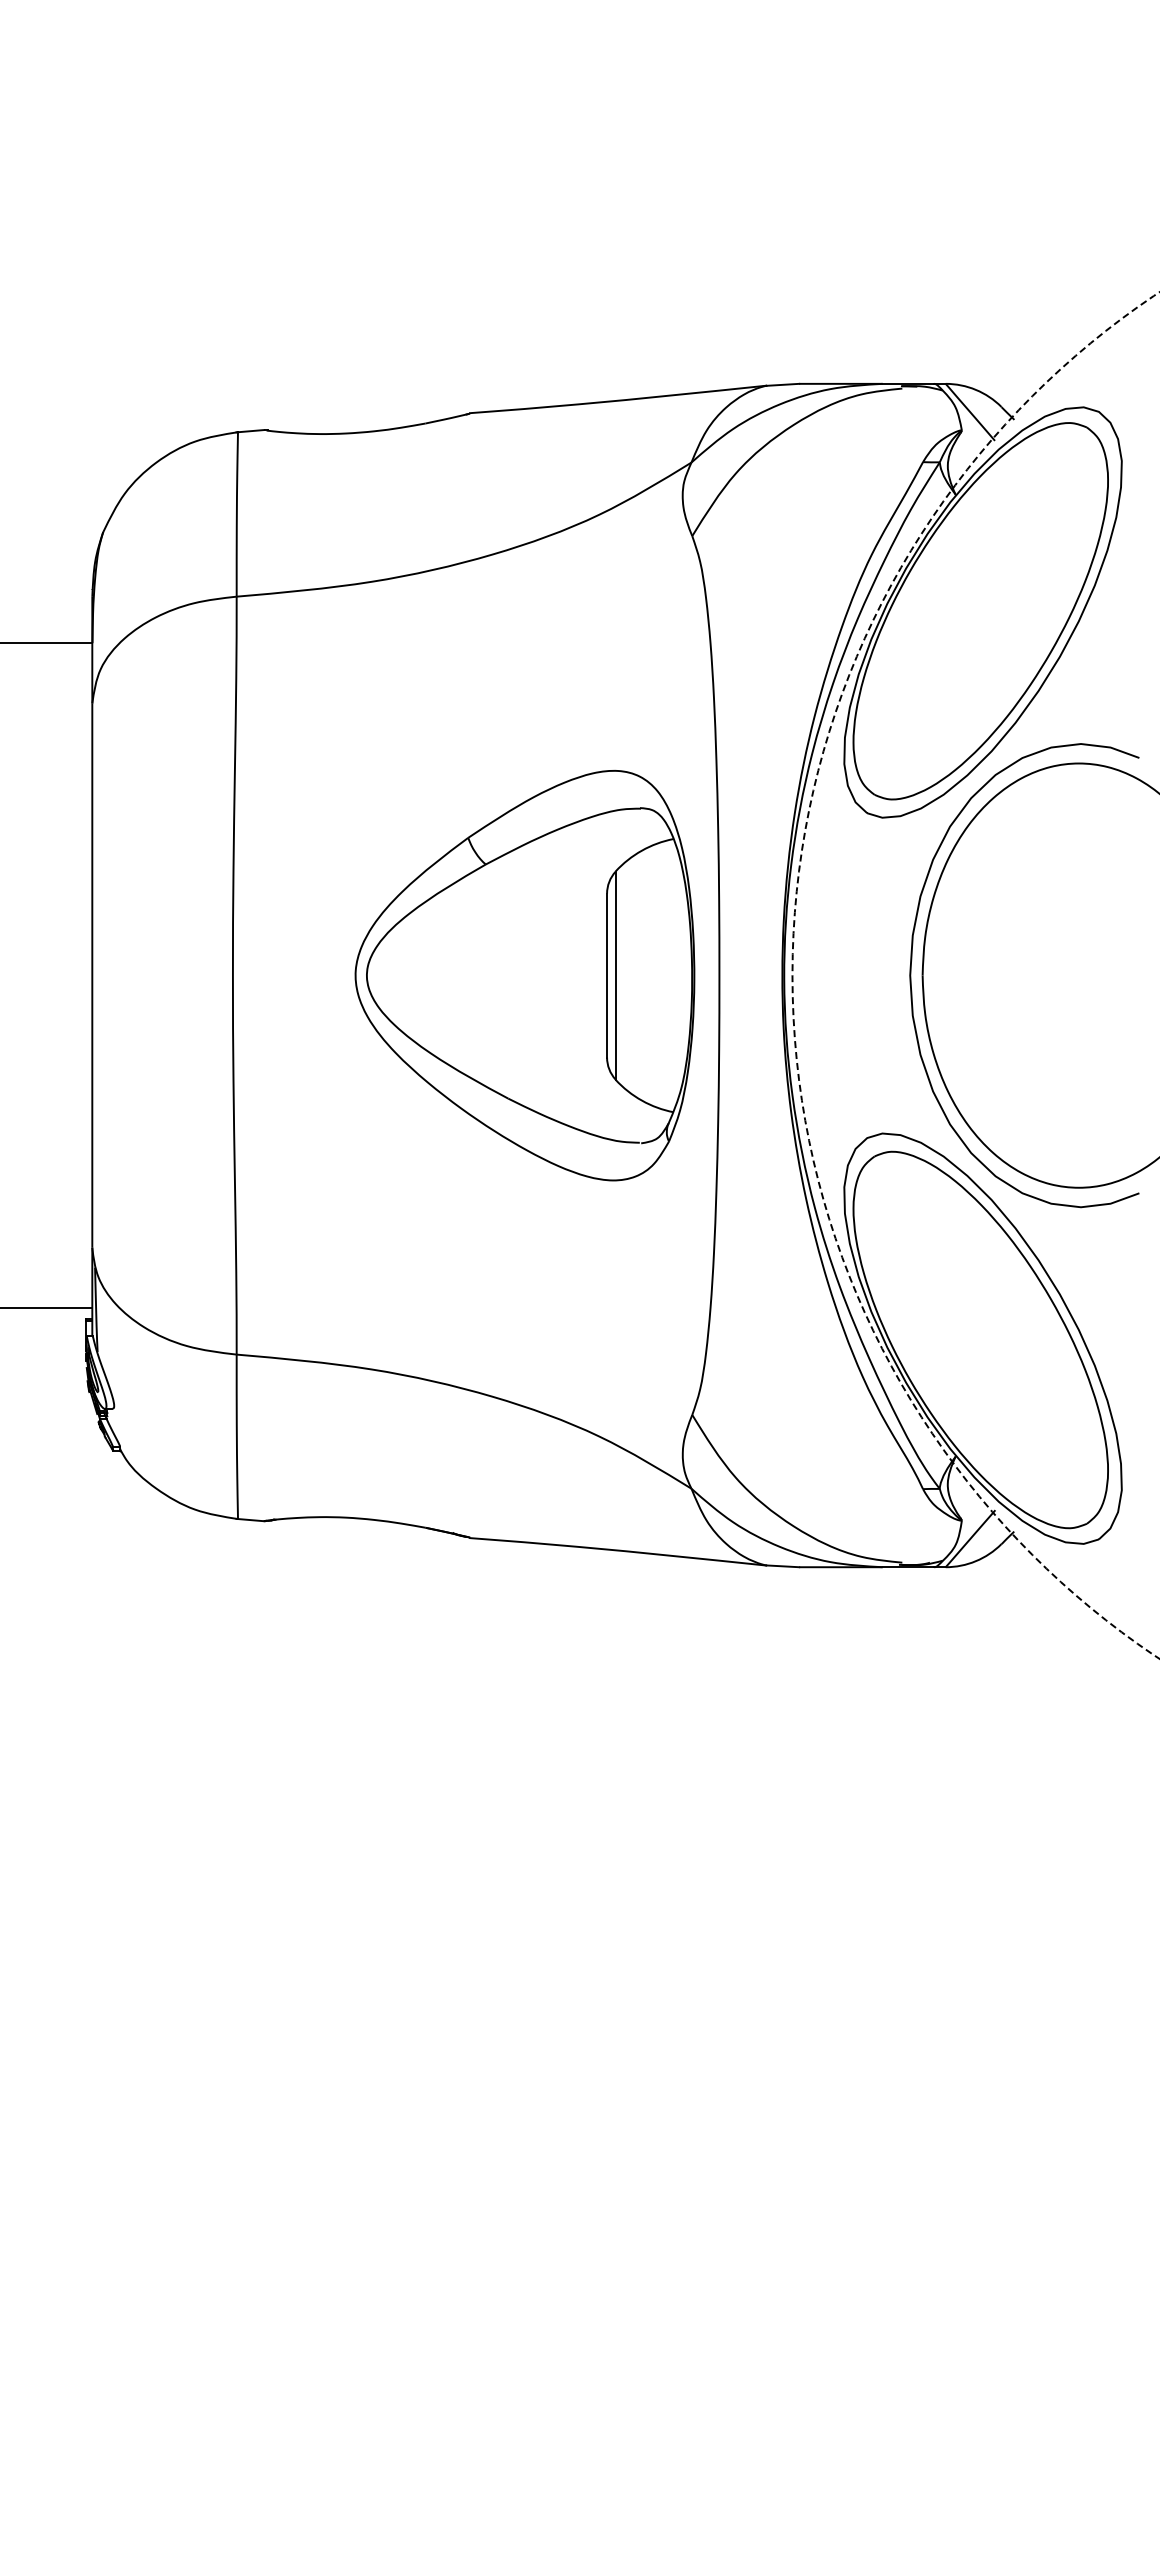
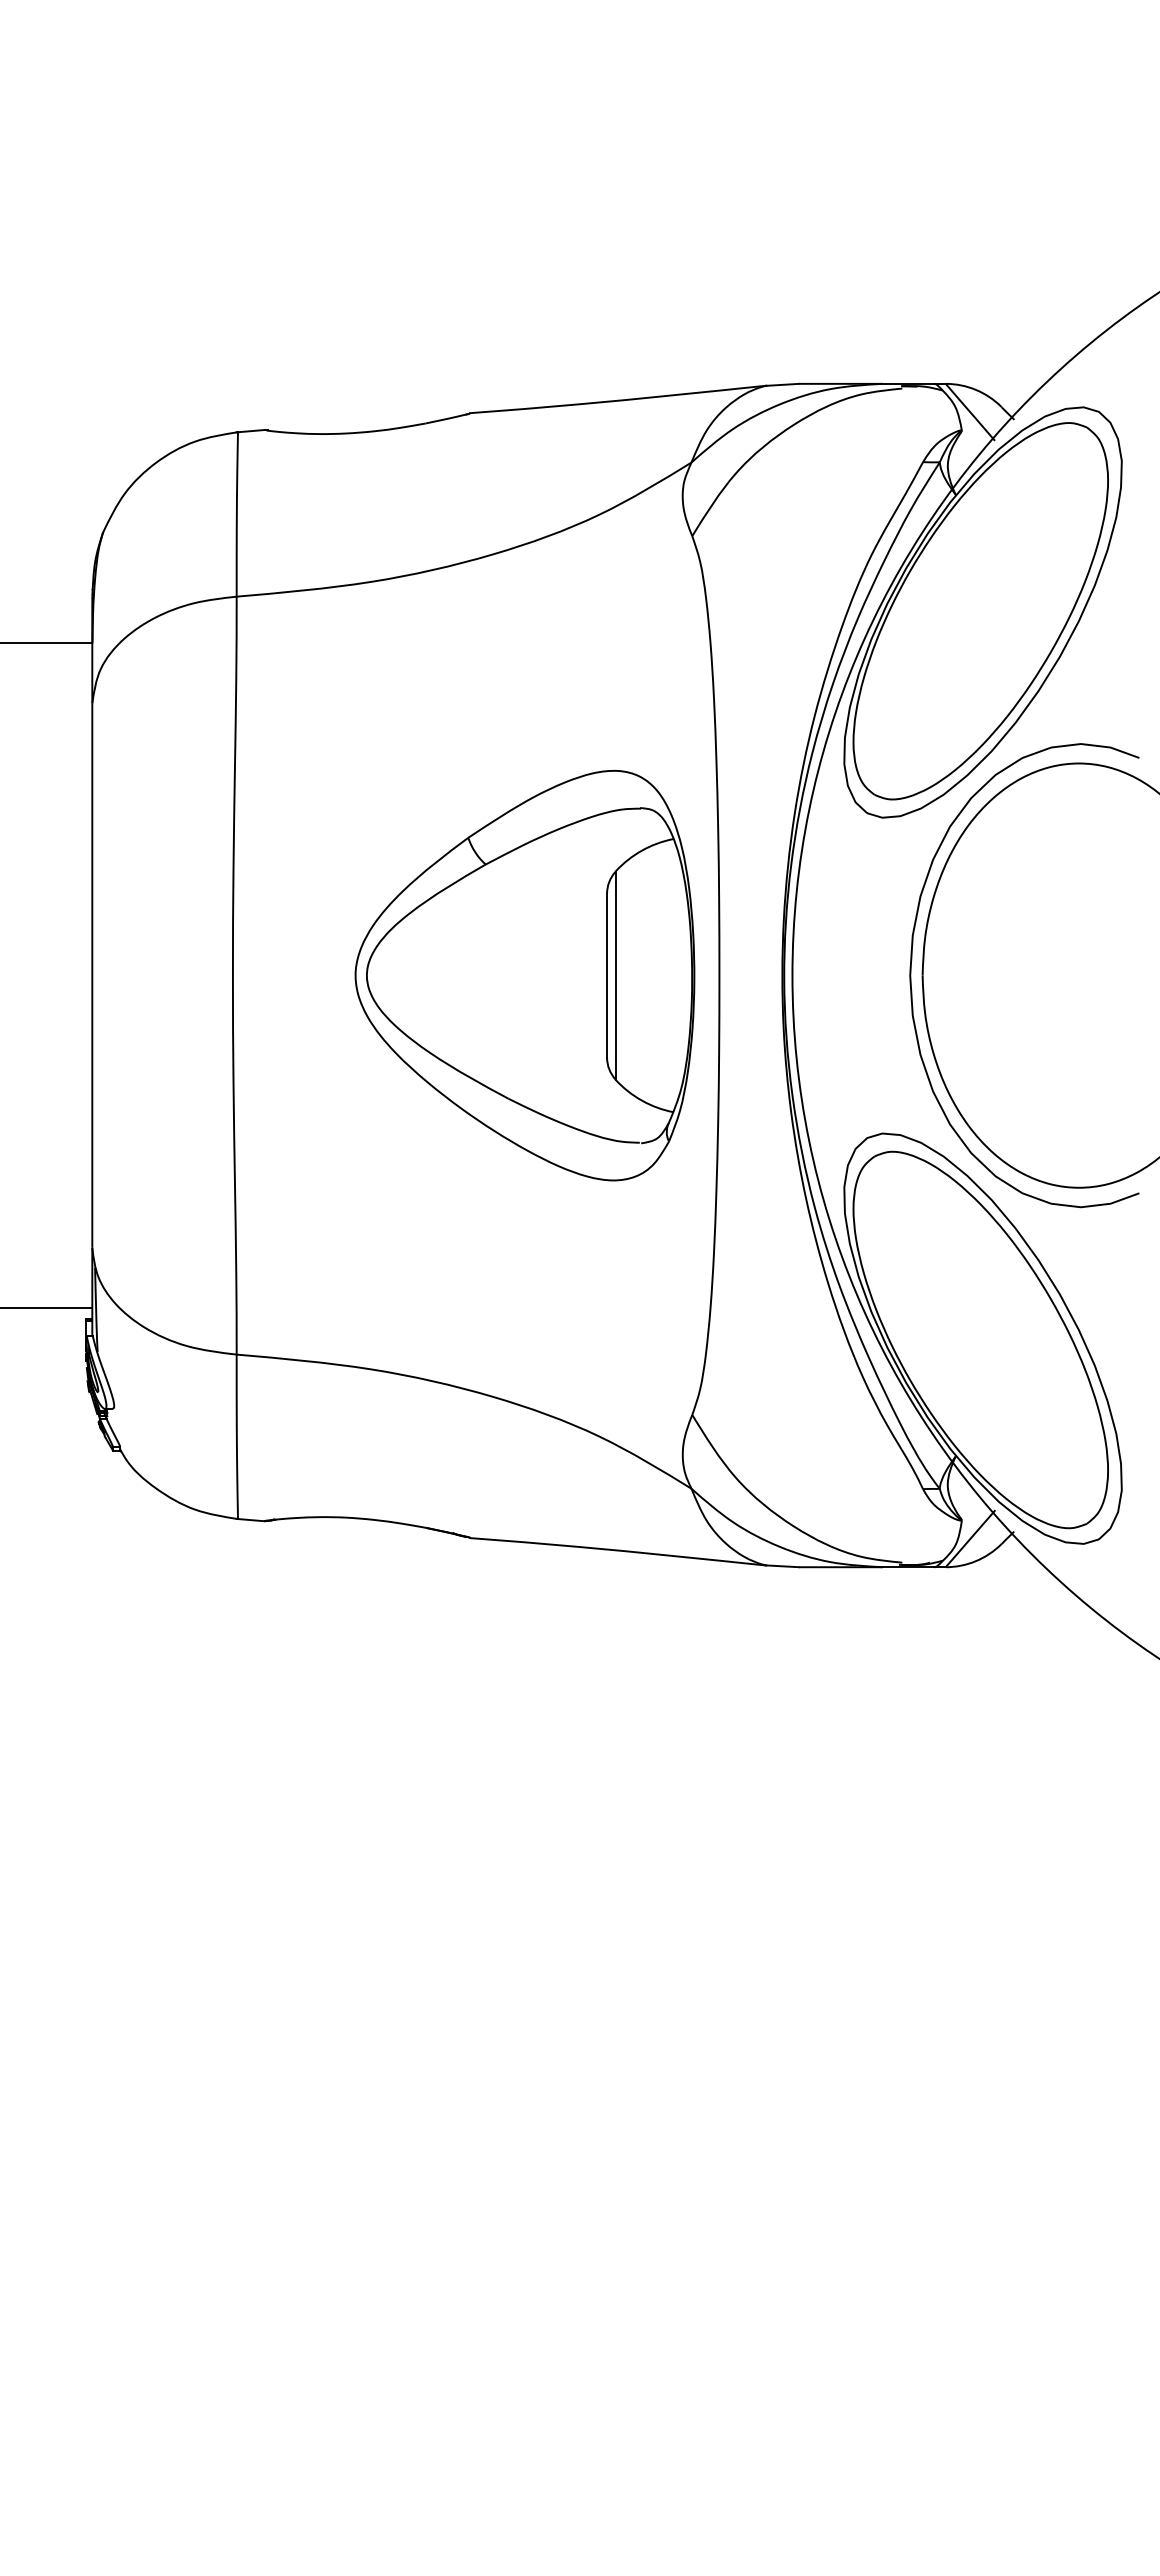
arc: dashed -> solid (792, 975)
